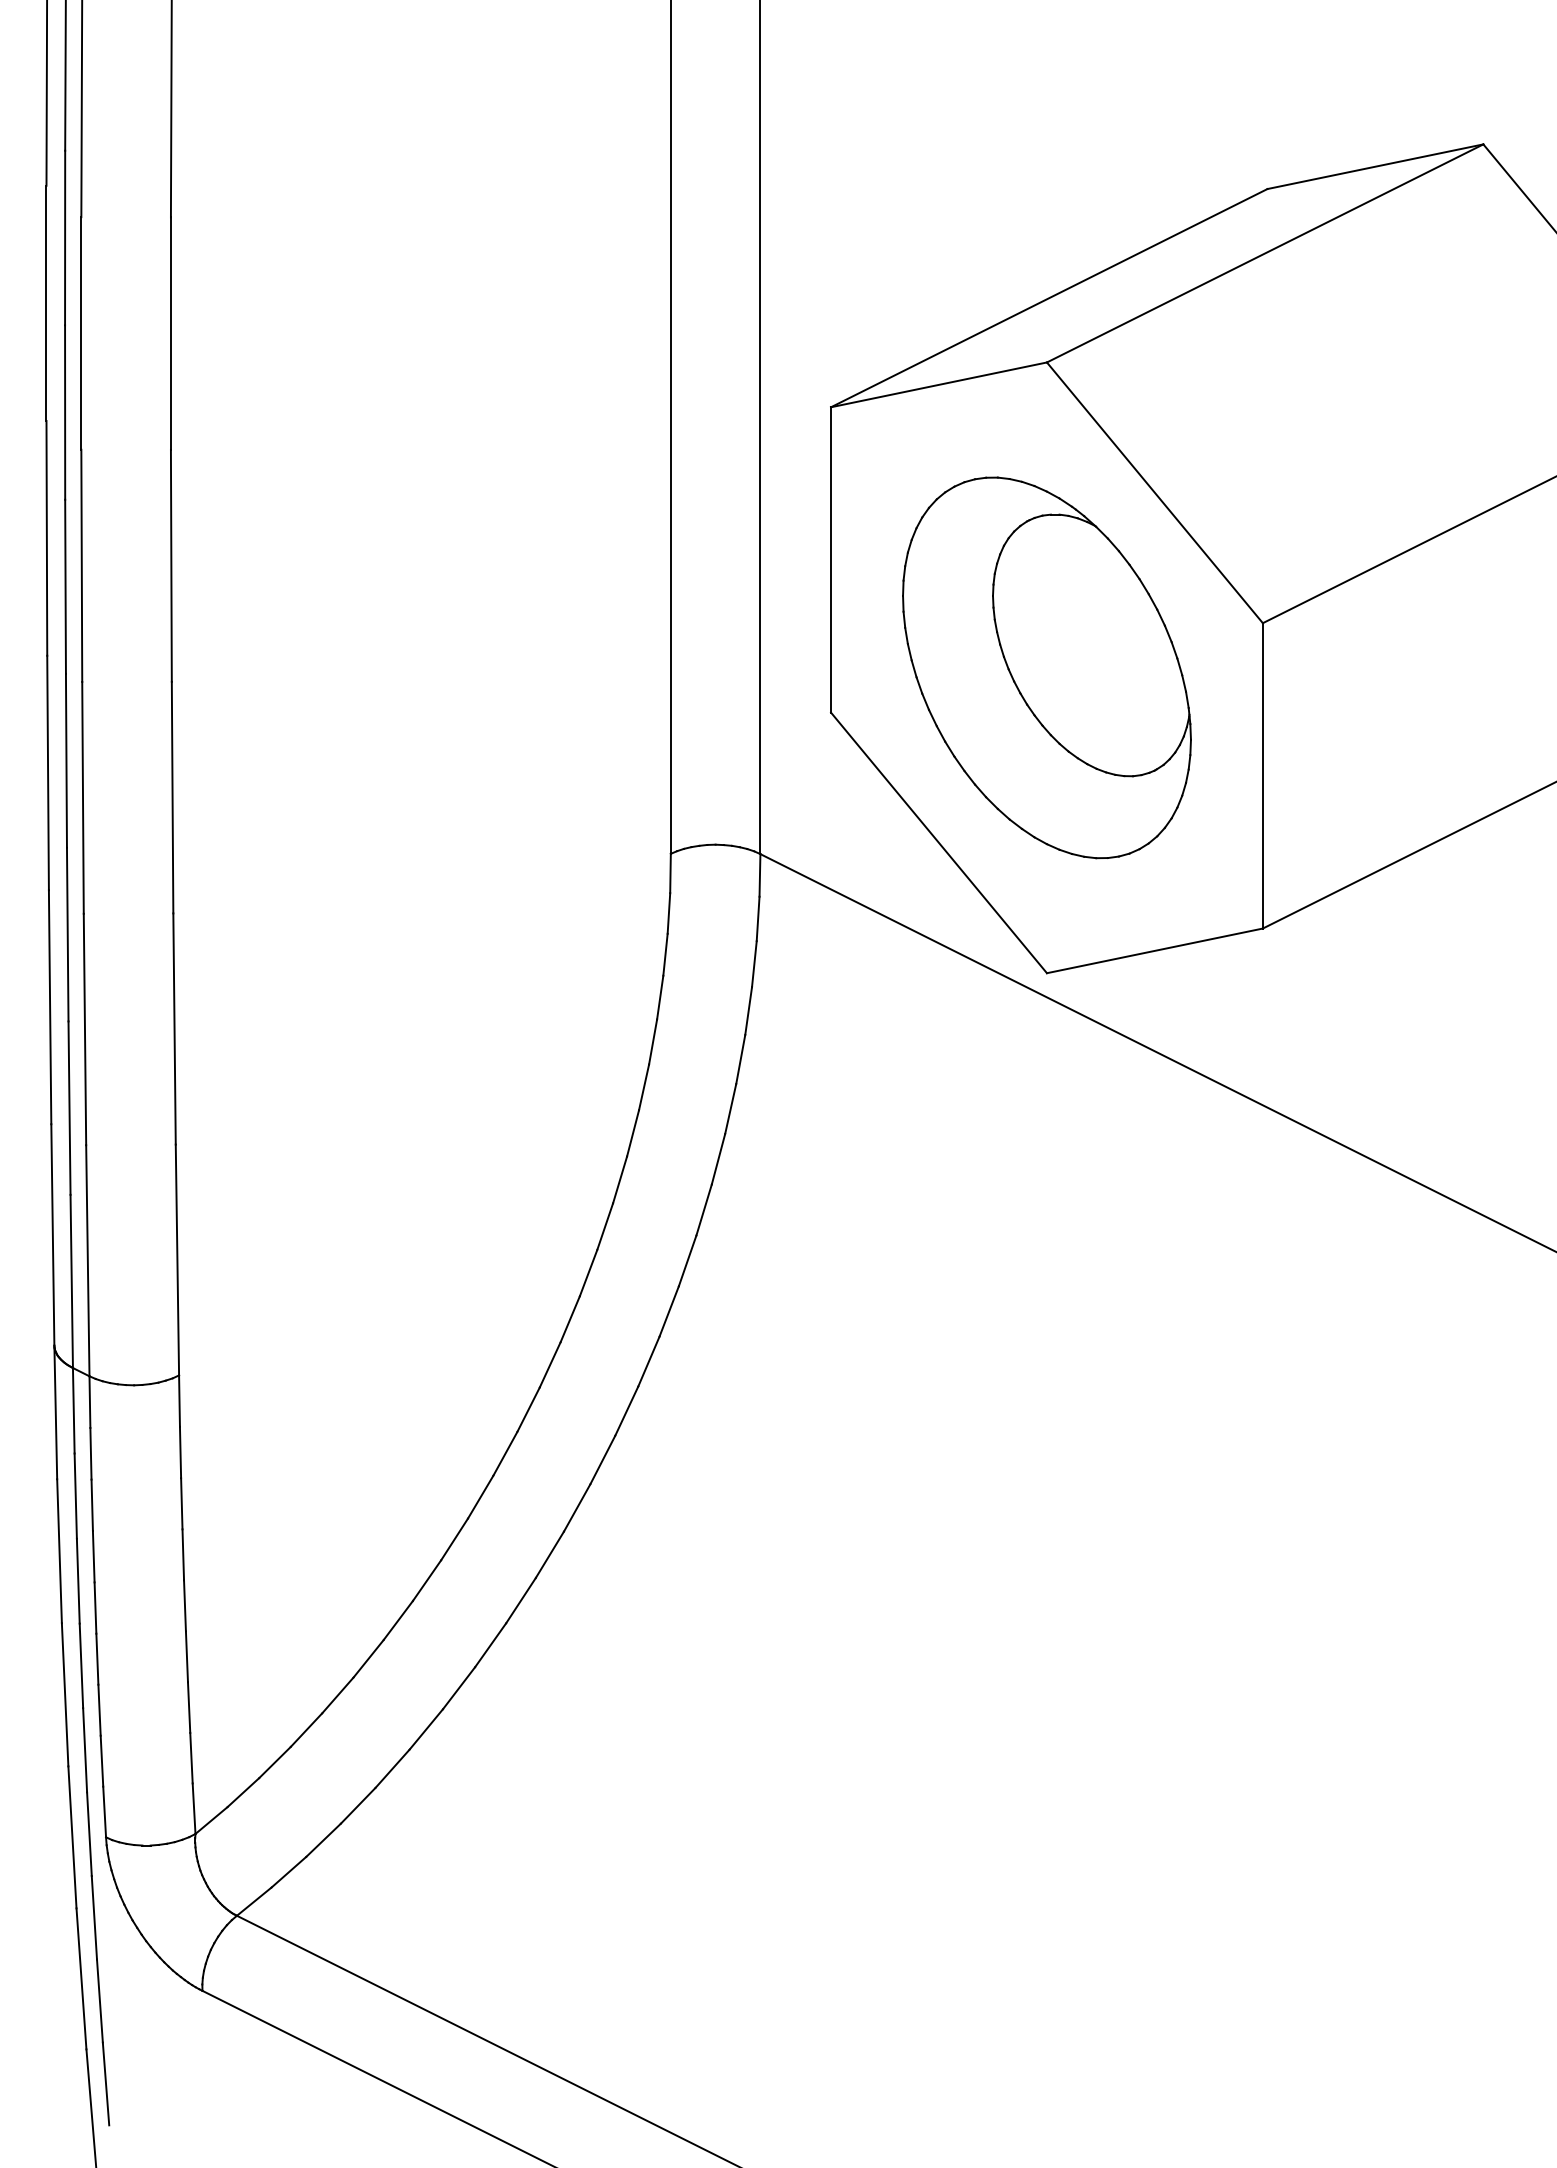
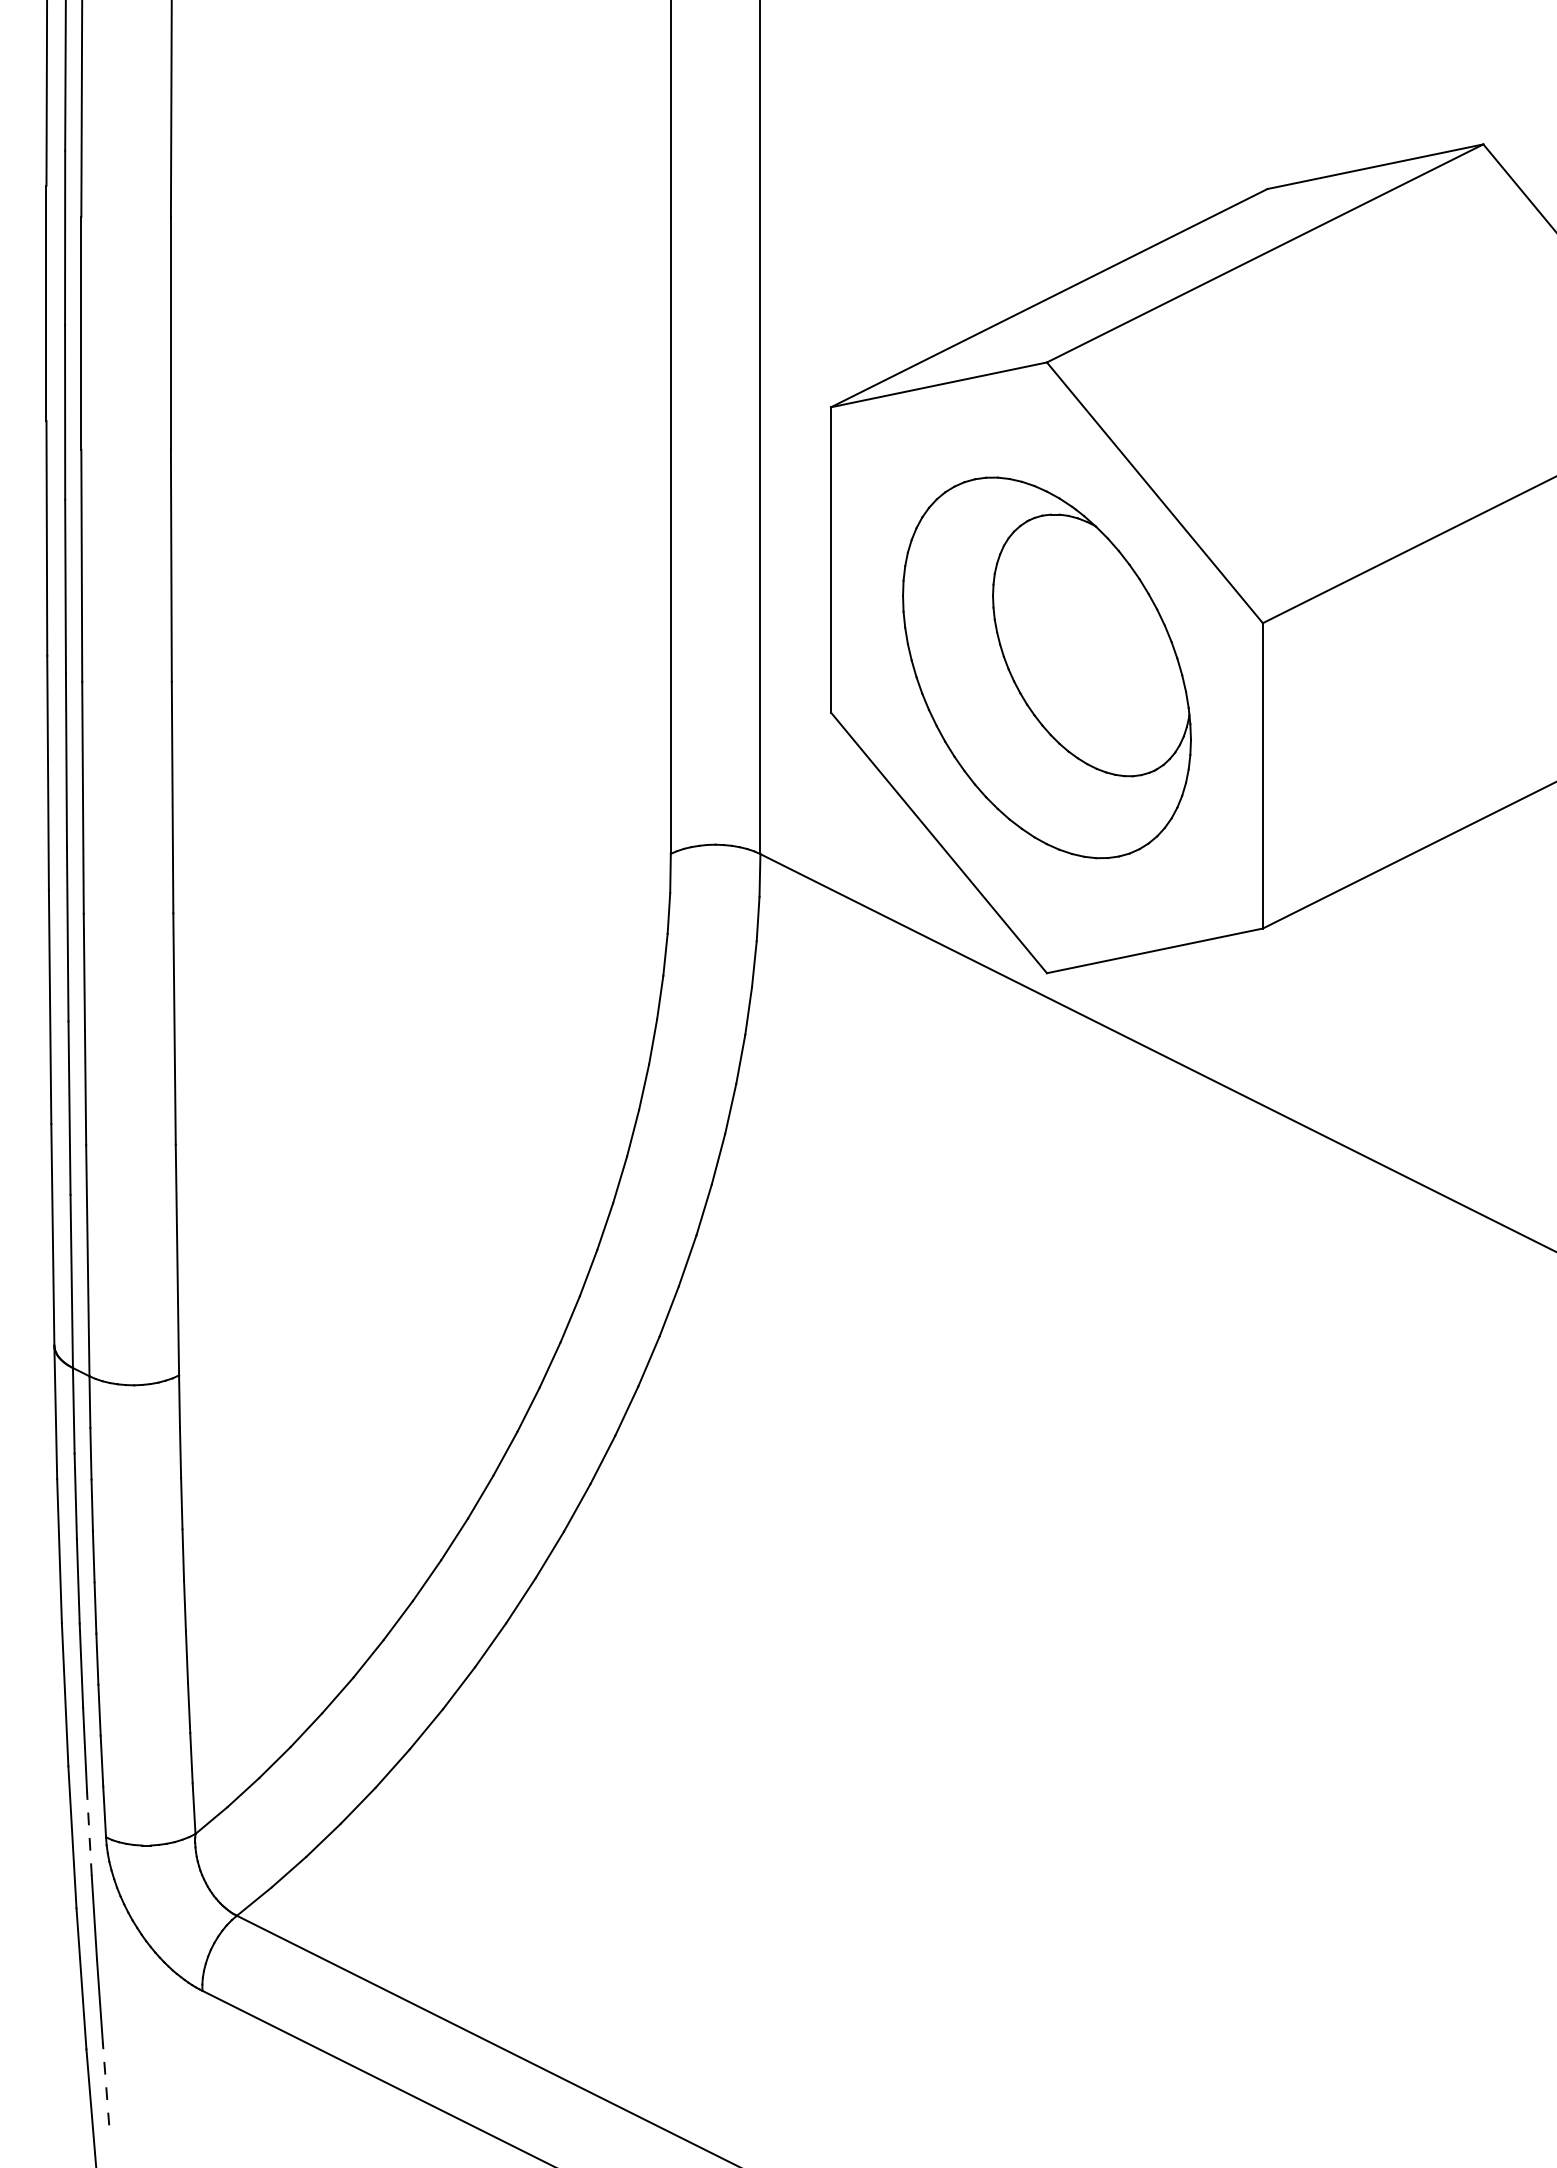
line: solid -> dashed (89, 1834)
line: solid -> dashed (106, 2083)
